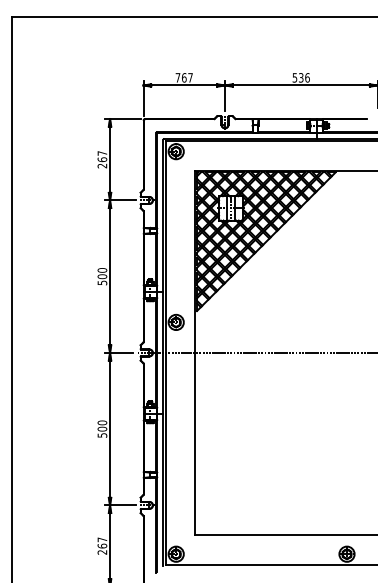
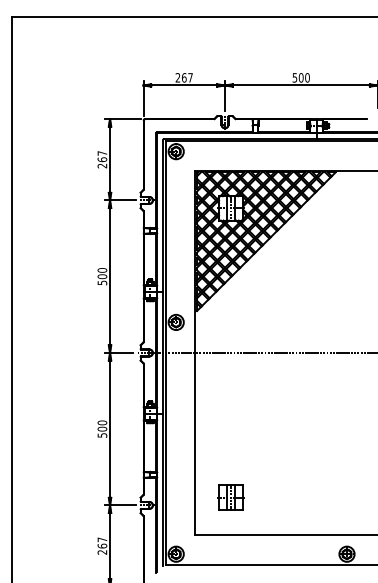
text: 767 -> 267 (177, 77)
text: 536 -> 500 (303, 77)
part: none -> present (230, 497)
